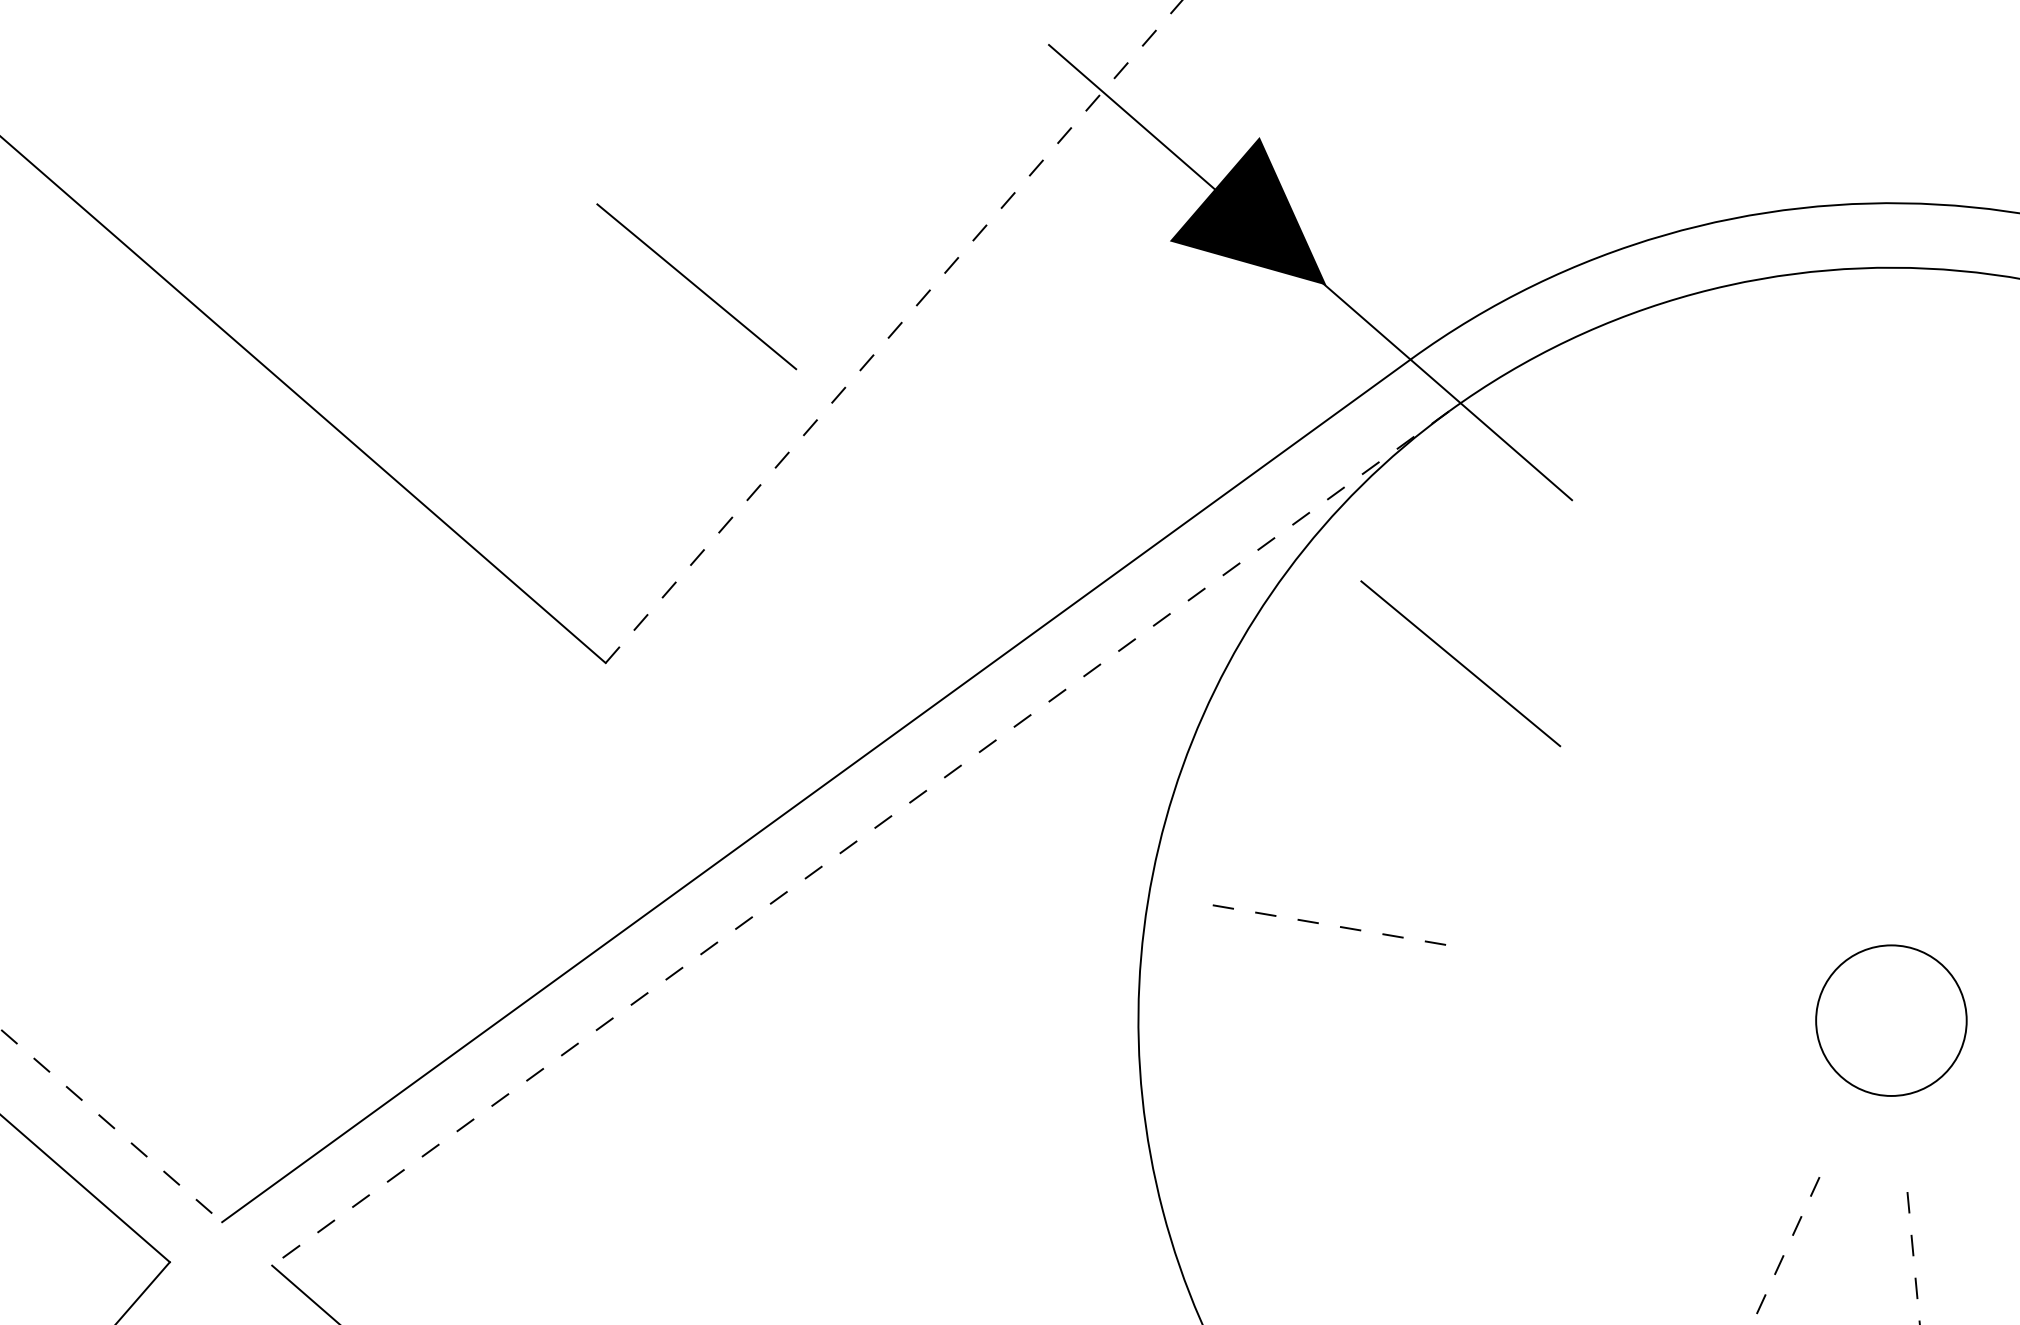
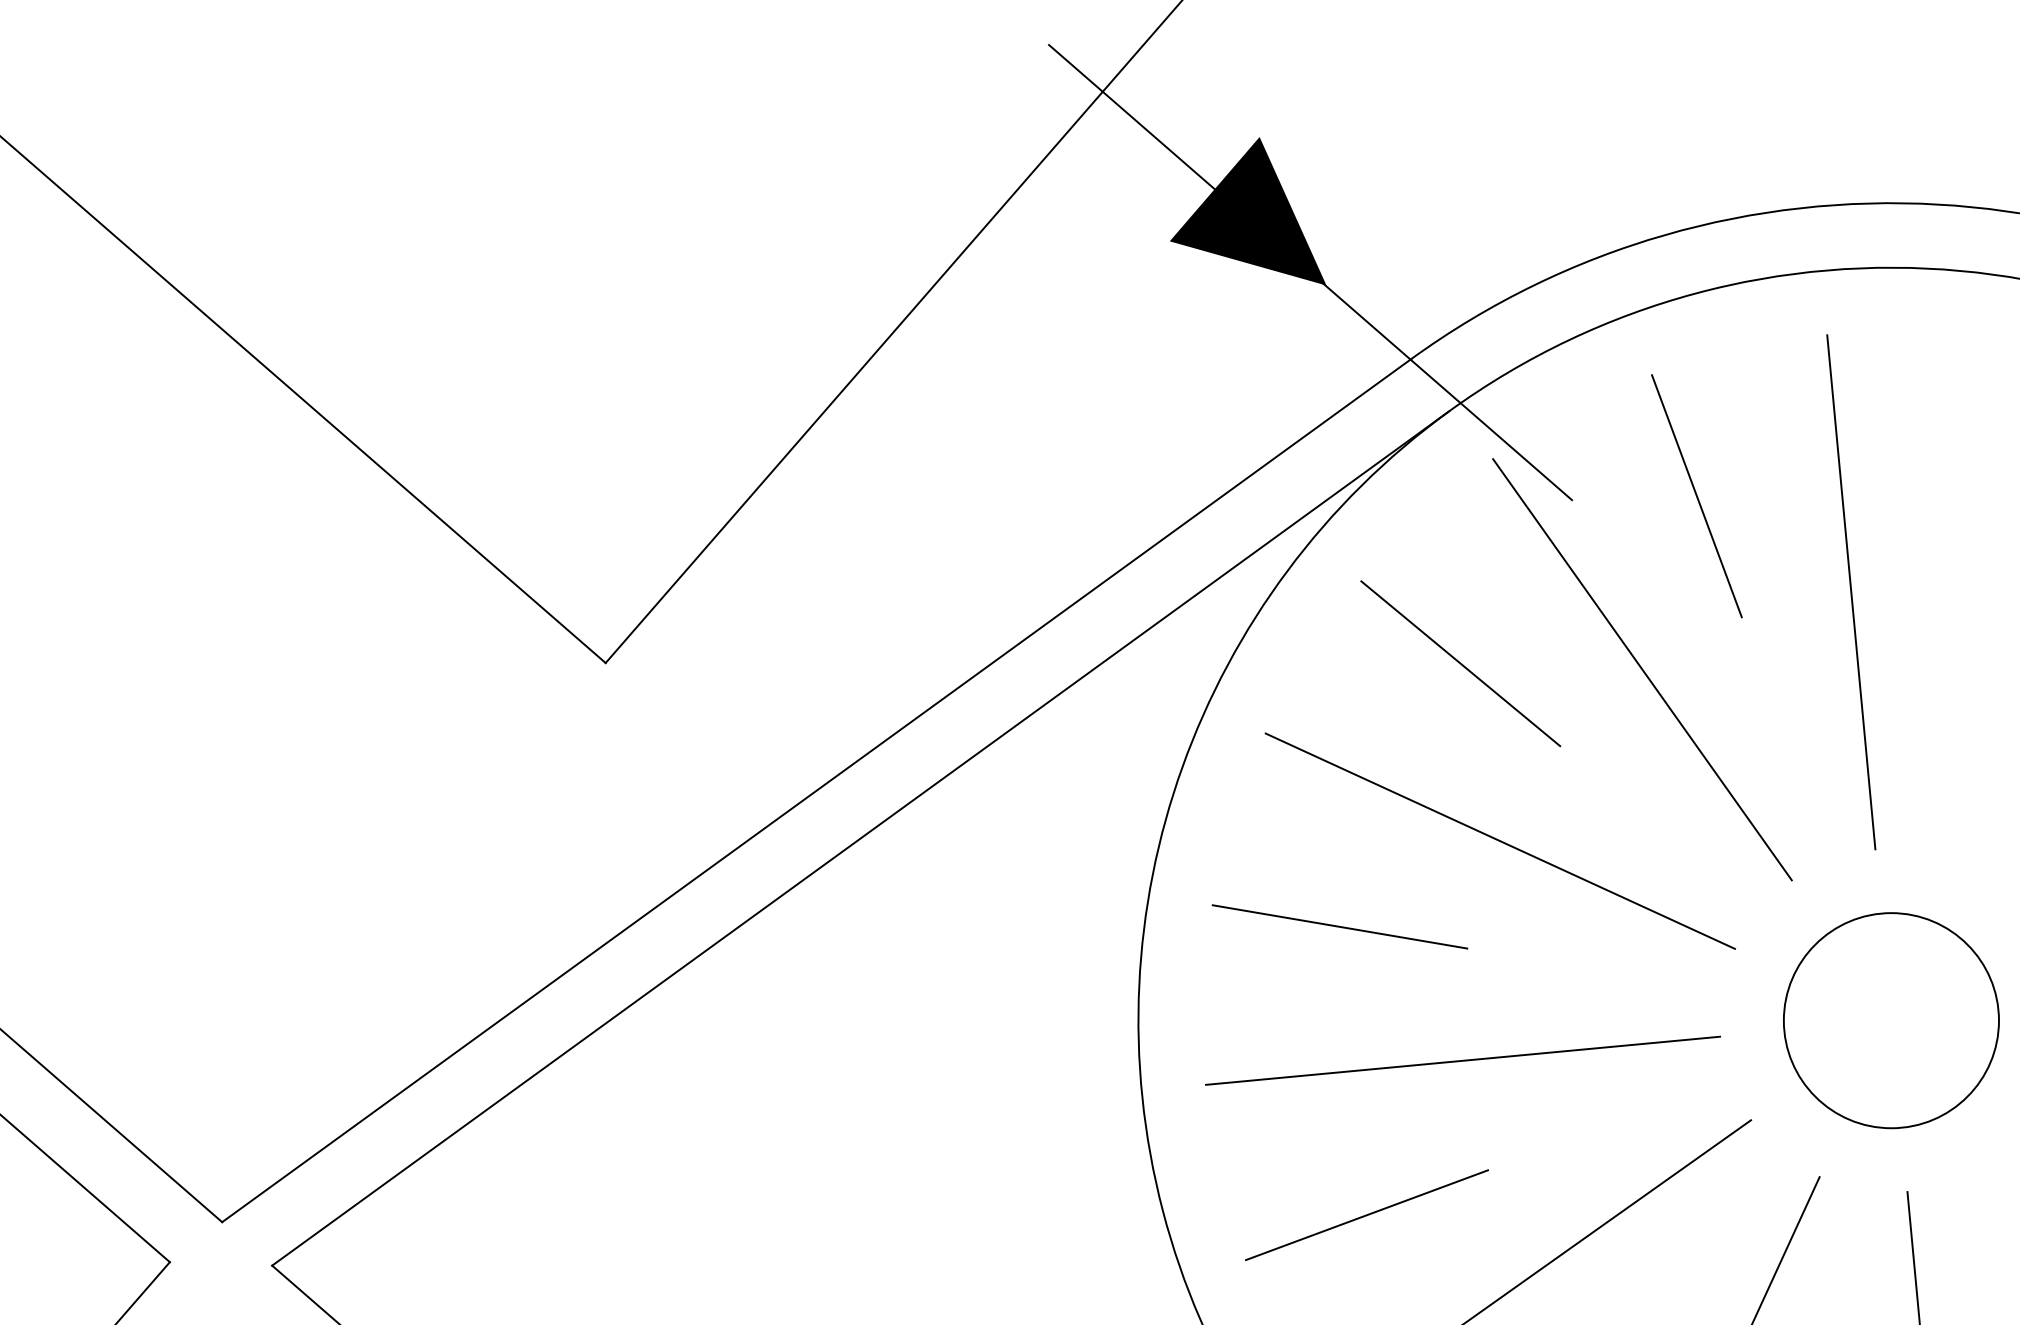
line: present -> none (696, 286)
line: dashed -> solid (894, 331)
line: none -> present (1696, 496)
line: none -> present (1851, 592)
line: none -> present (1642, 669)
line: dashed -> solid (860, 838)
line: none -> present (1500, 840)
line: dashed -> solid (1340, 926)
circle diameter: 151 px -> 215 px (1890, 1020)
line: none -> present (1463, 1060)
line: dashed -> solid (111, 1125)
line: none -> present (1366, 1215)
line: none -> present (1609, 1220)
line: dashed -> solid (1785, 1250)
line: dashed -> solid (1913, 1258)
